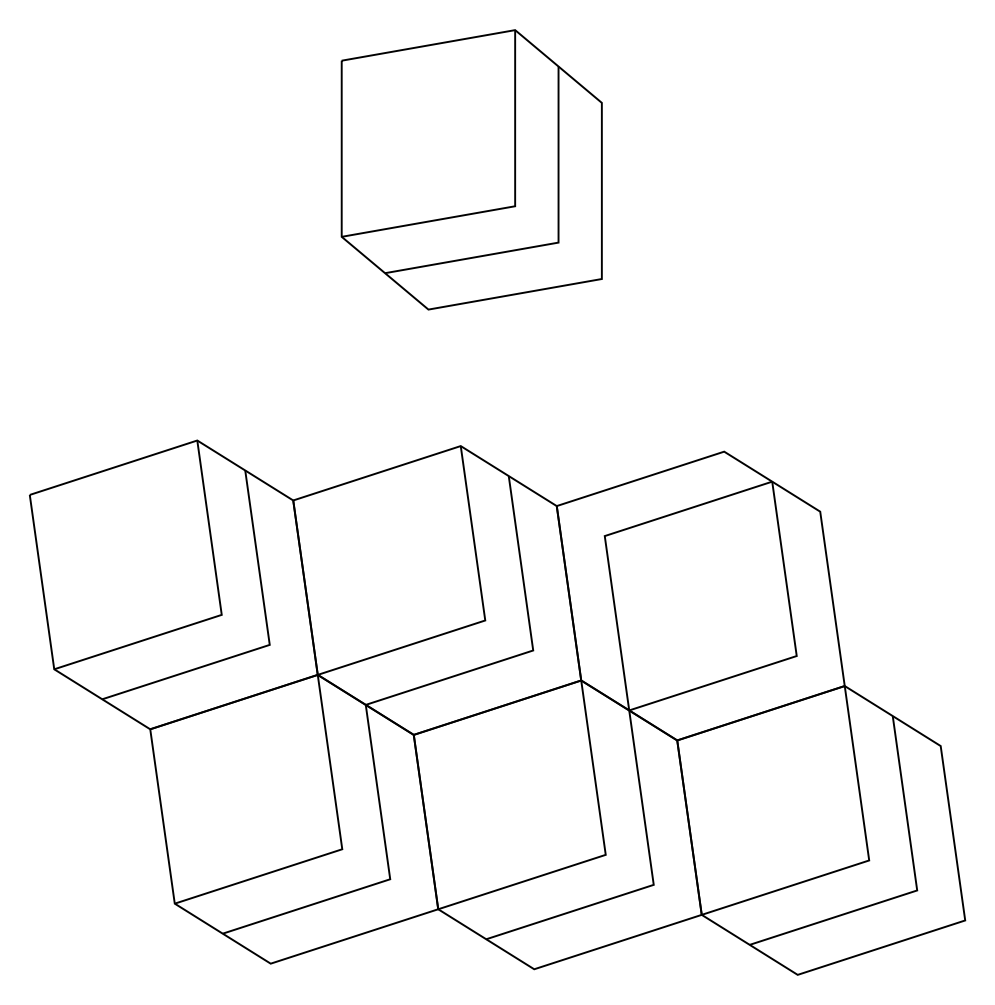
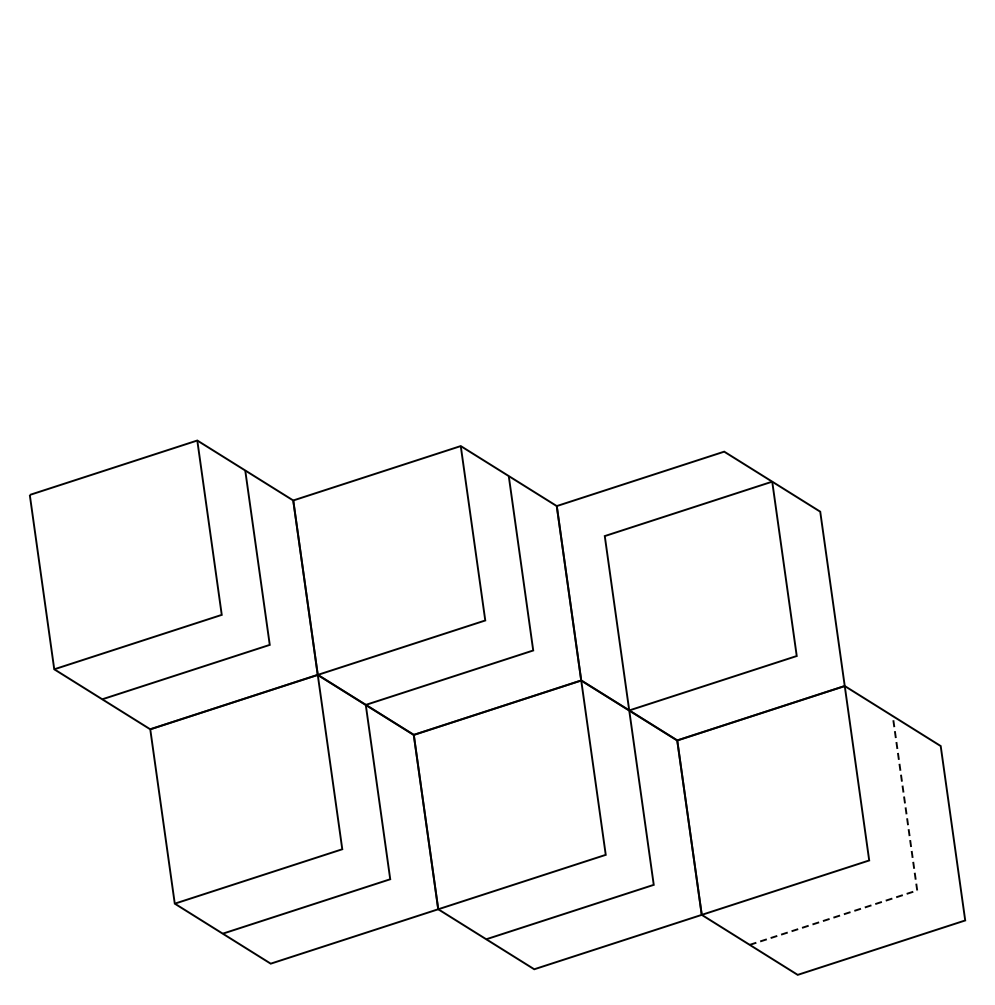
part: present -> none (471, 169)
line: solid -> dashed (917, 890)
